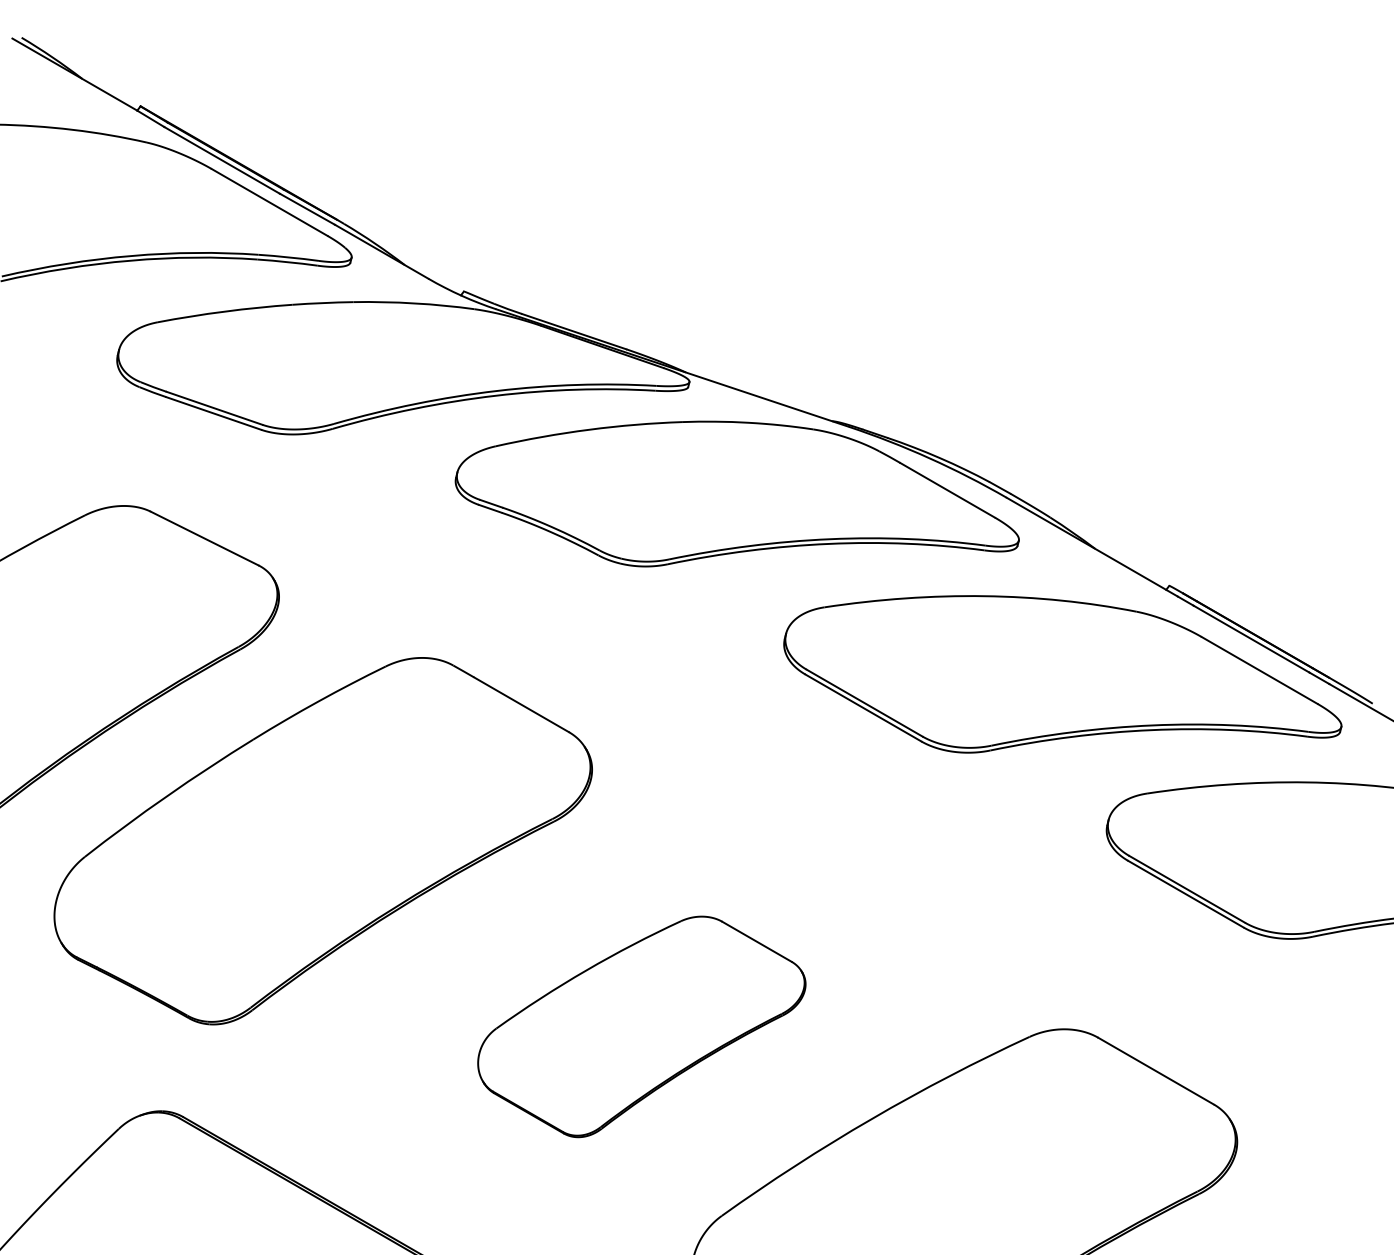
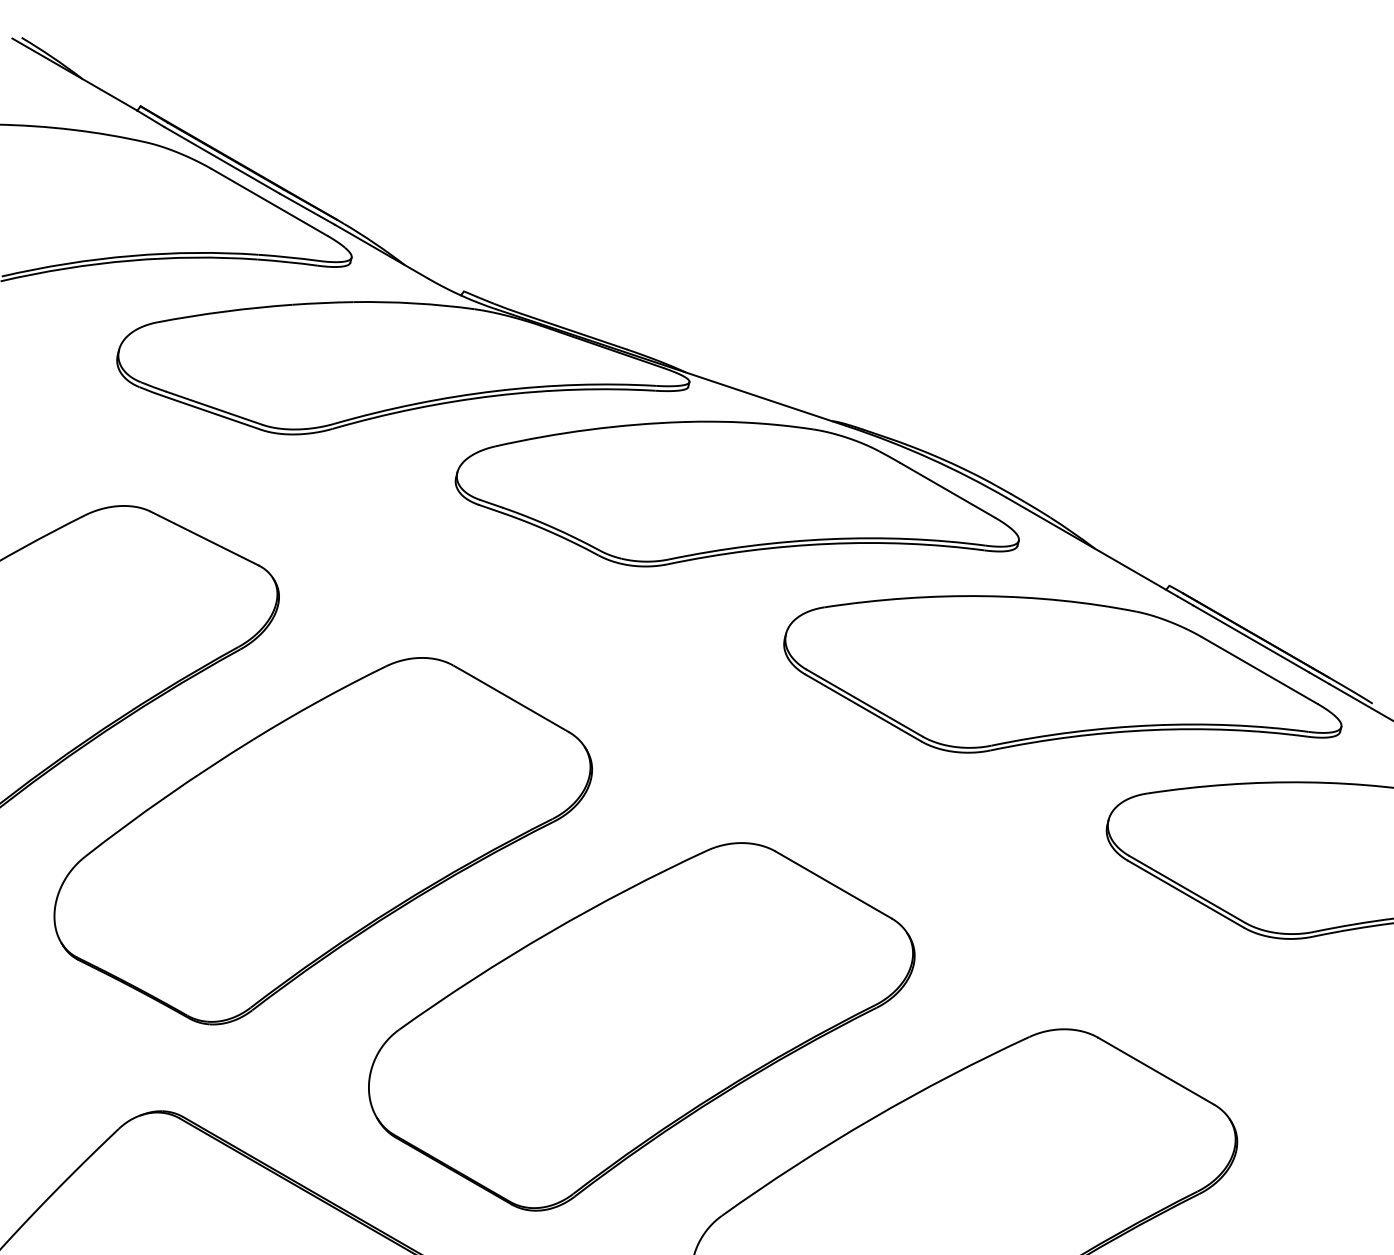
part size: 330x224 px -> 548x370 px (641, 1026)
